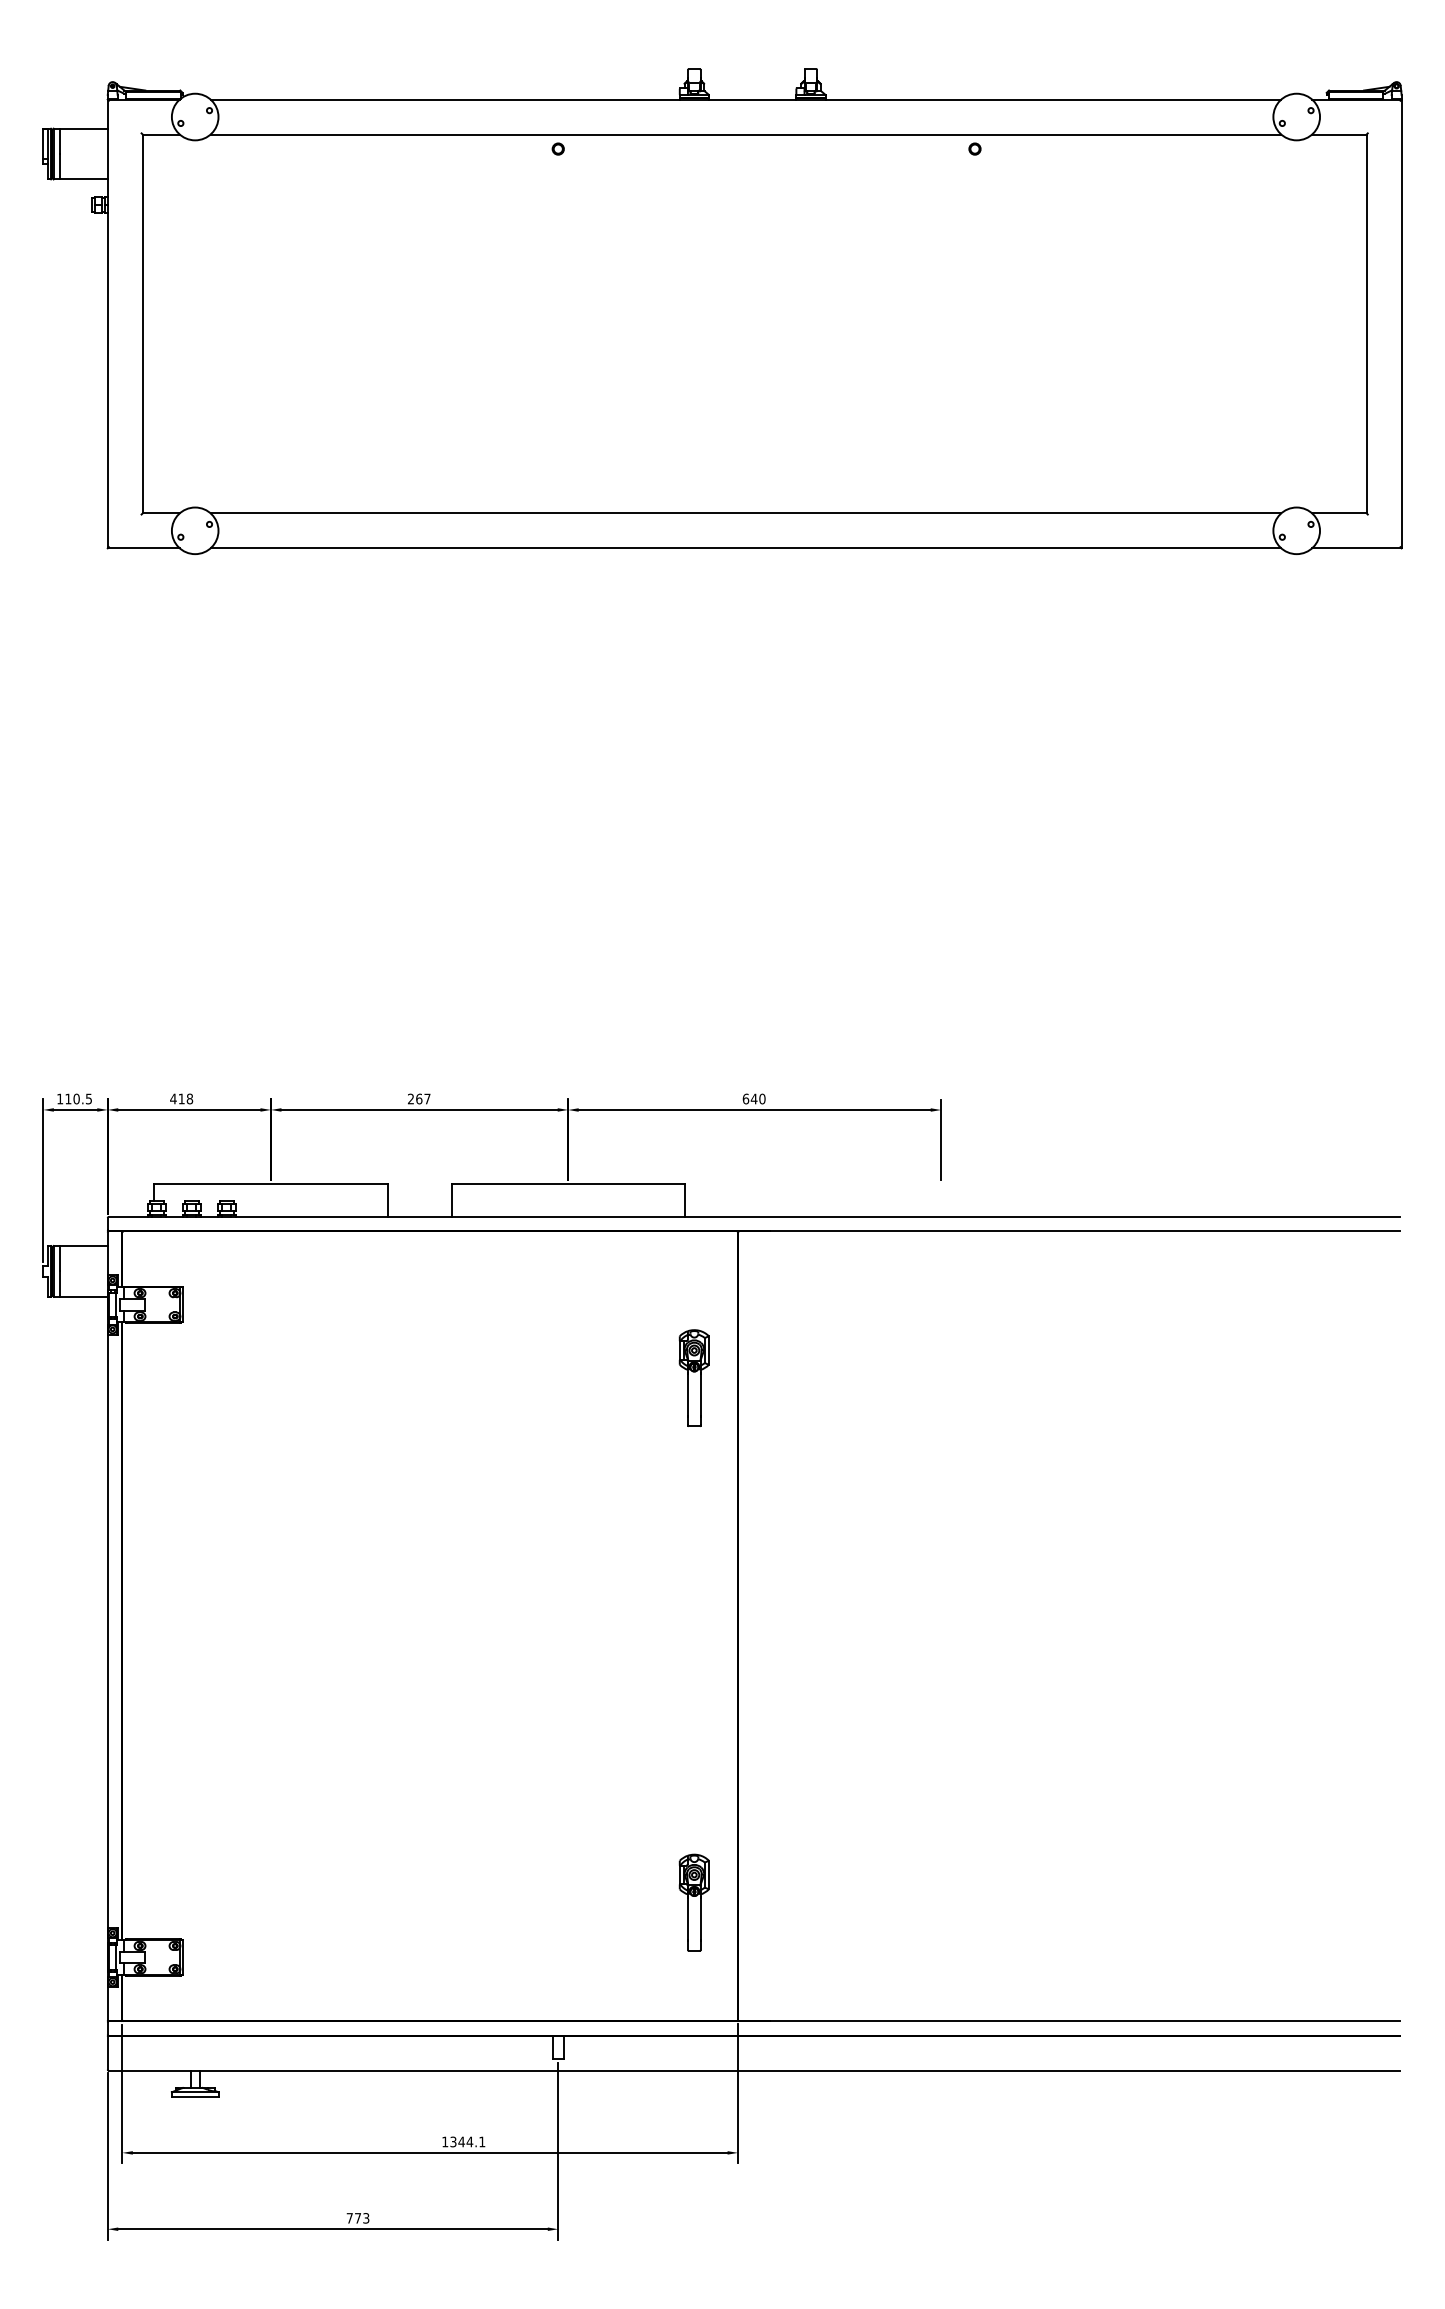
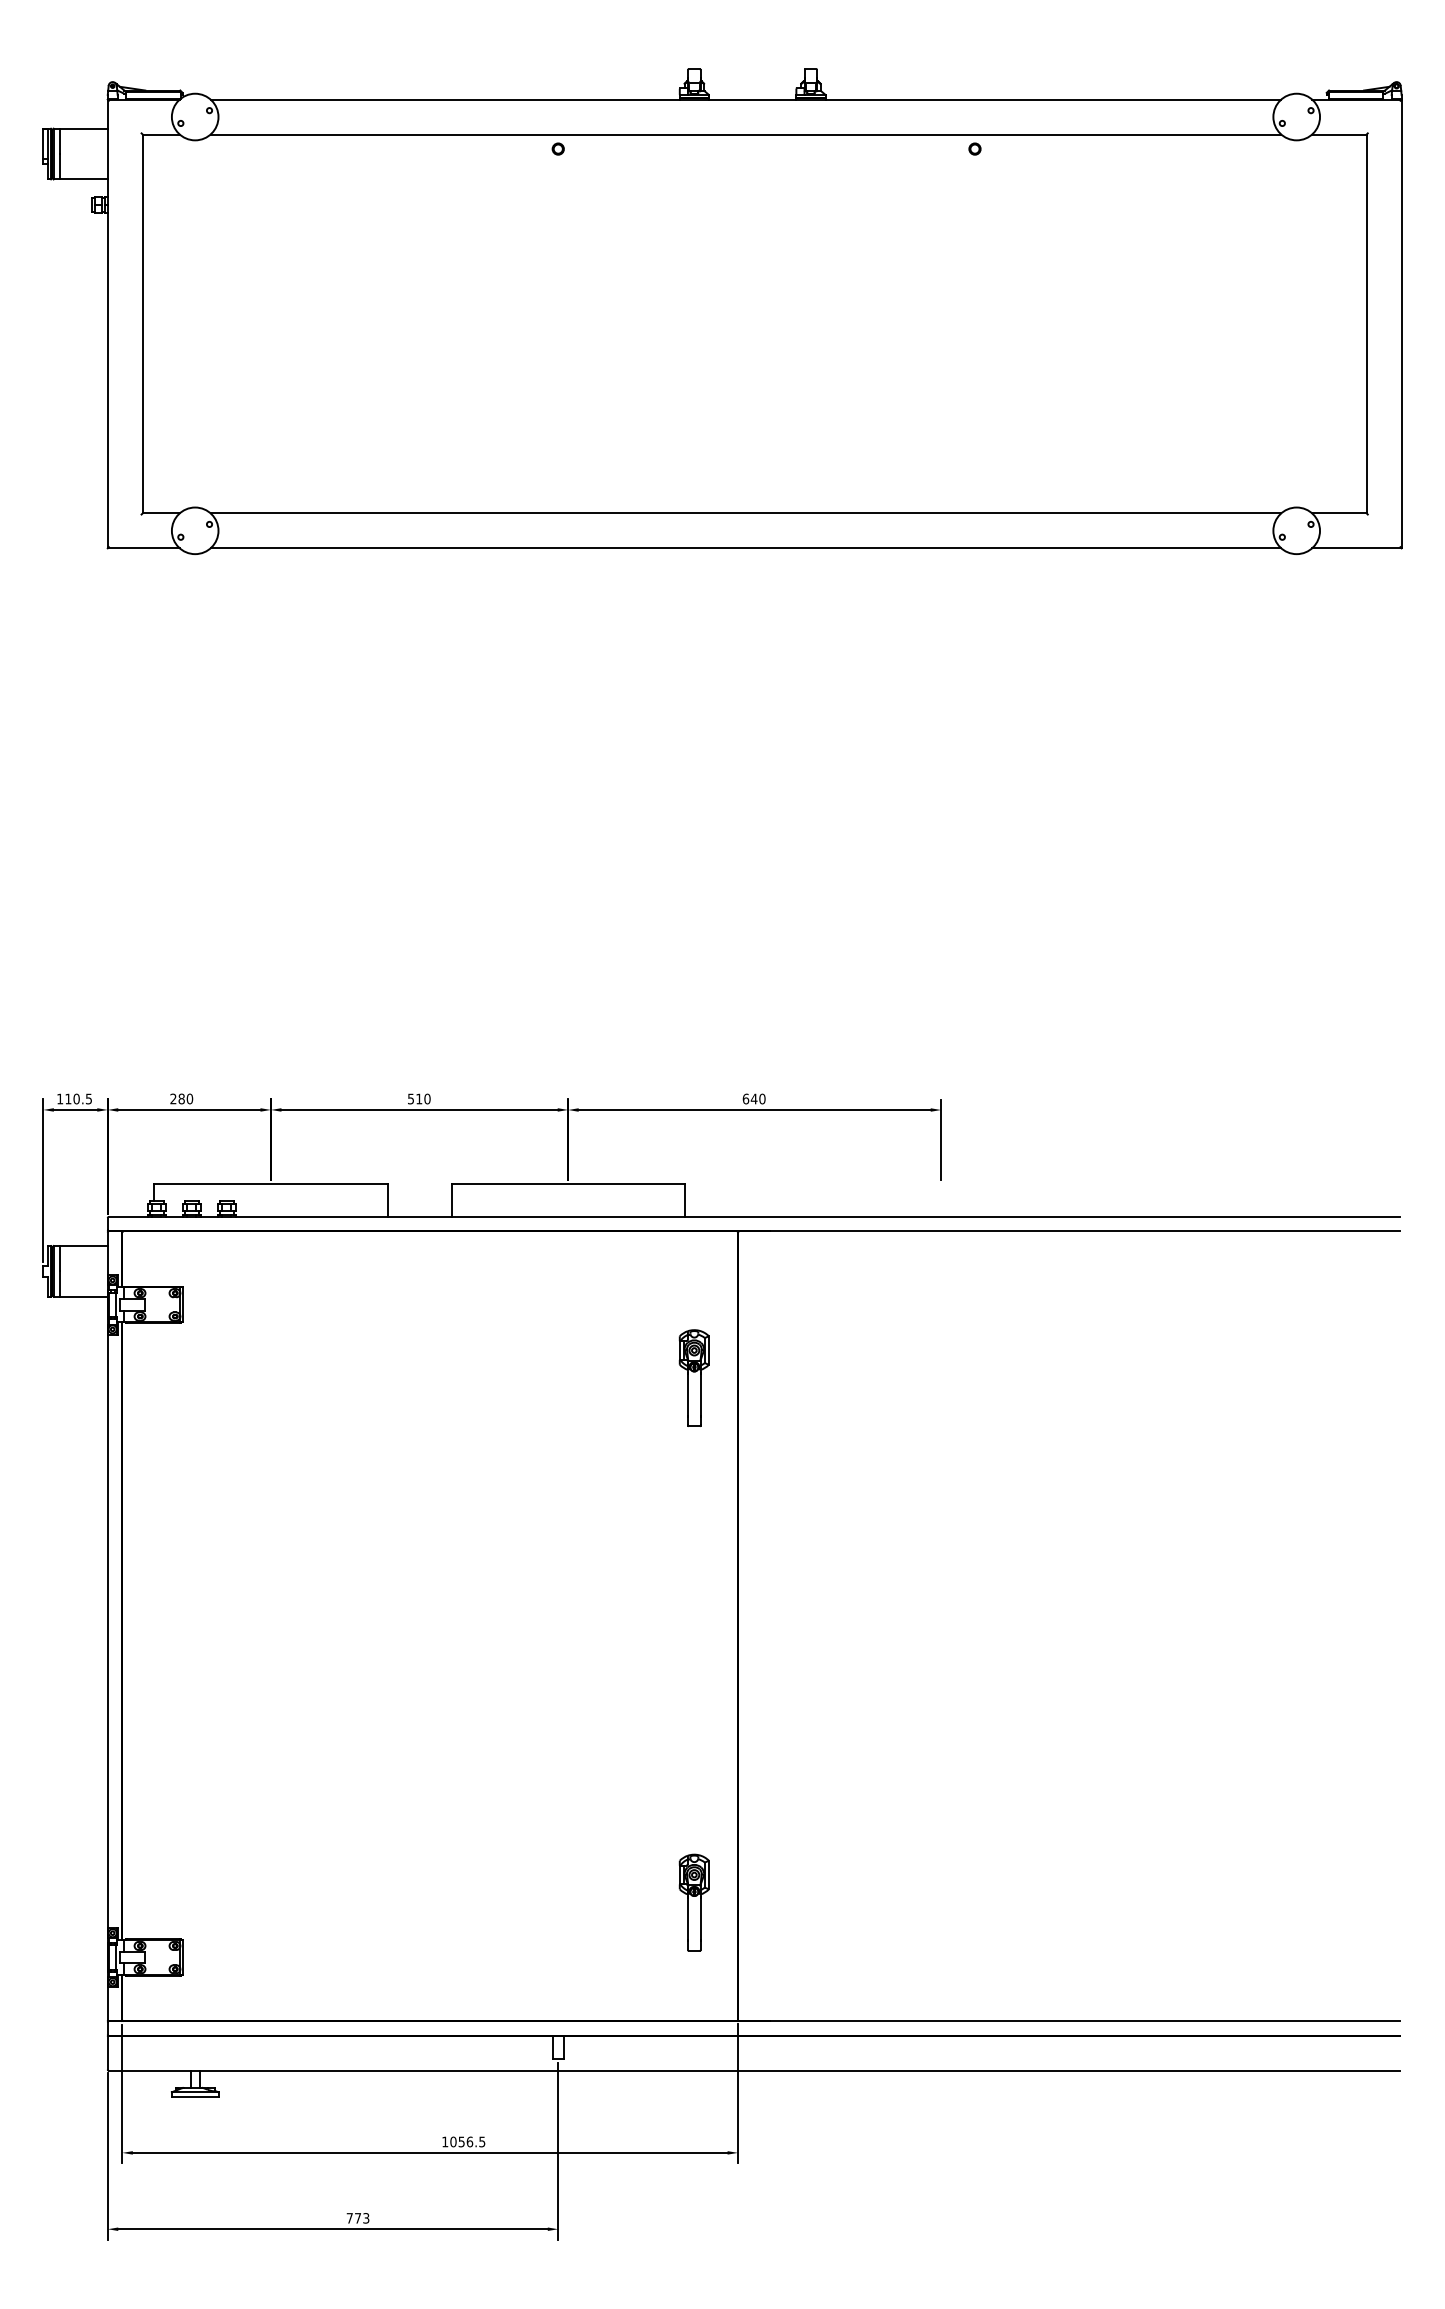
text: 418 -> 280 (181, 1098)
text: 267 -> 510 (419, 1098)
text: 1344.1 -> 1056.5 (467, 2141)
